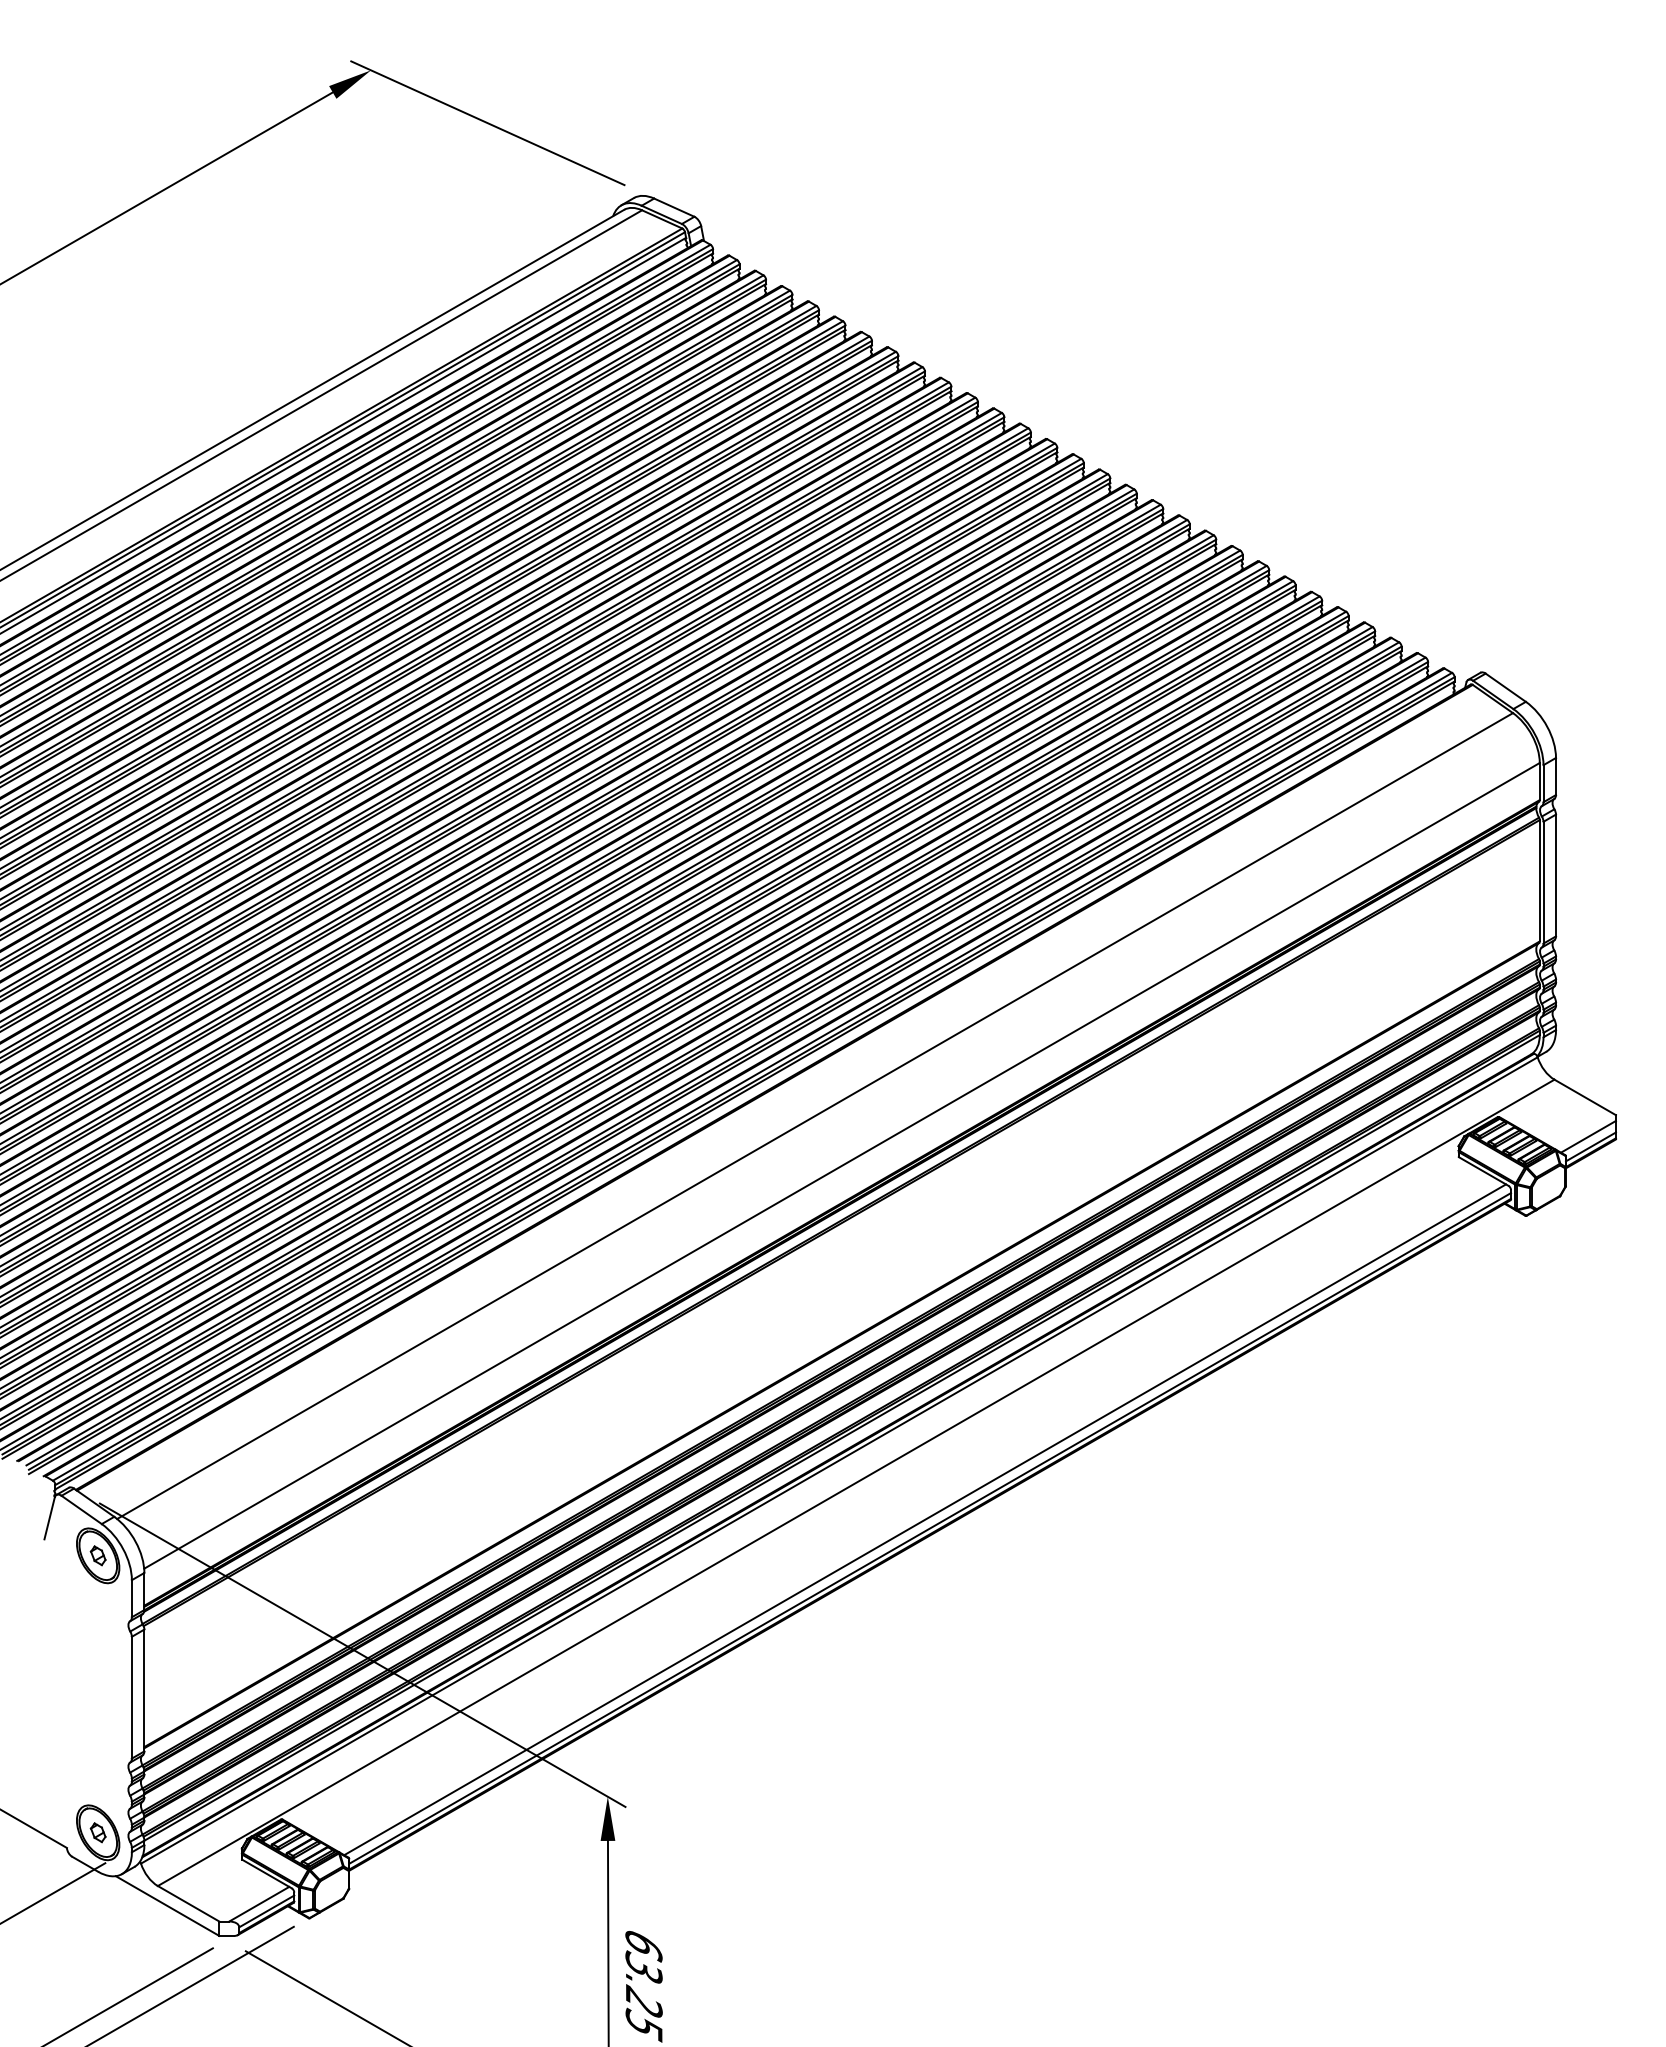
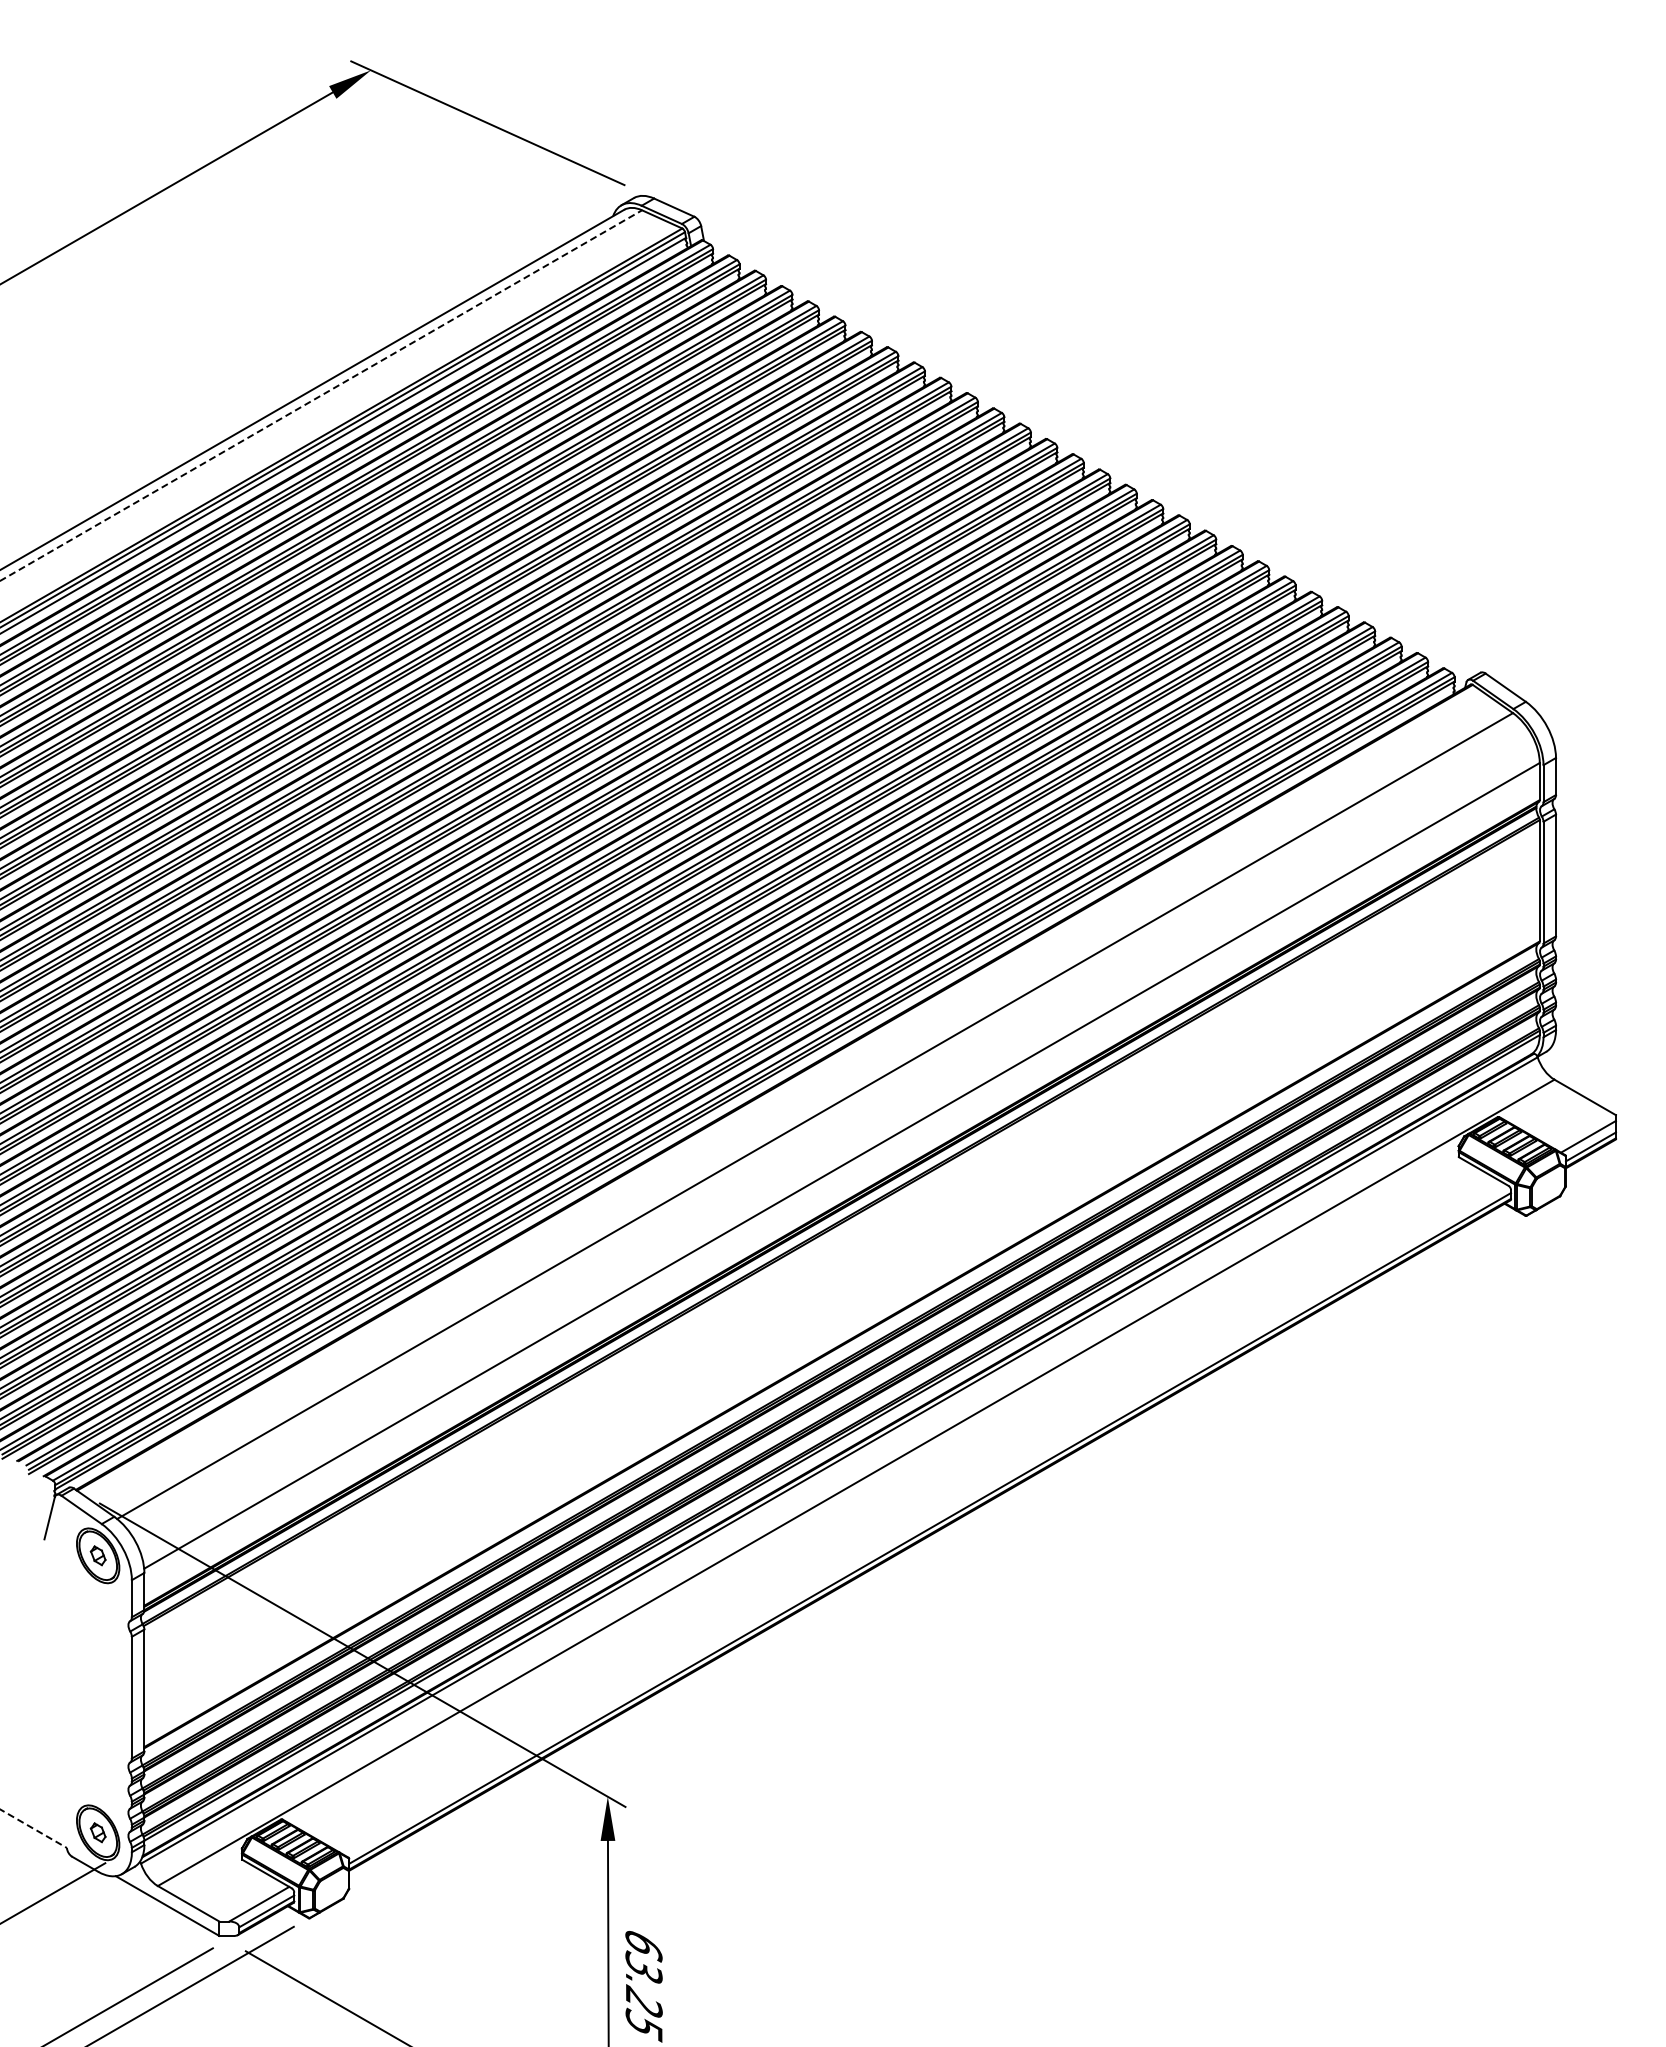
line: solid -> dashed (321, 395)
line: present -> none (925, 1519)
line: solid -> dashed (34, 1828)
